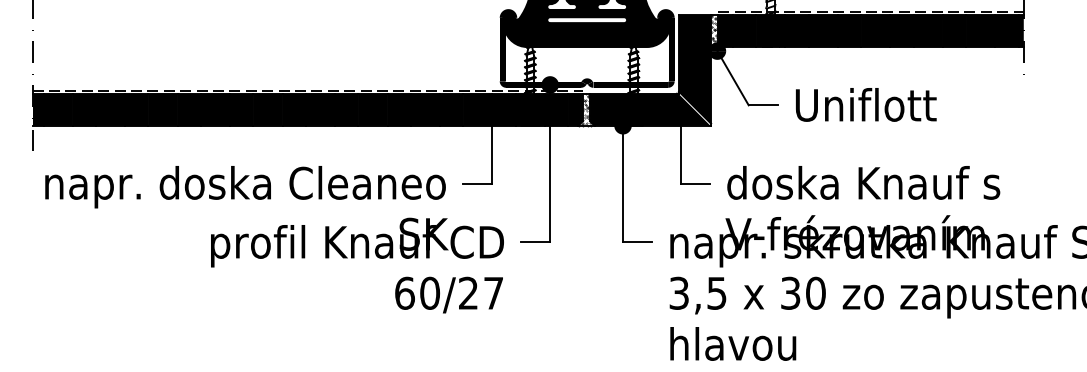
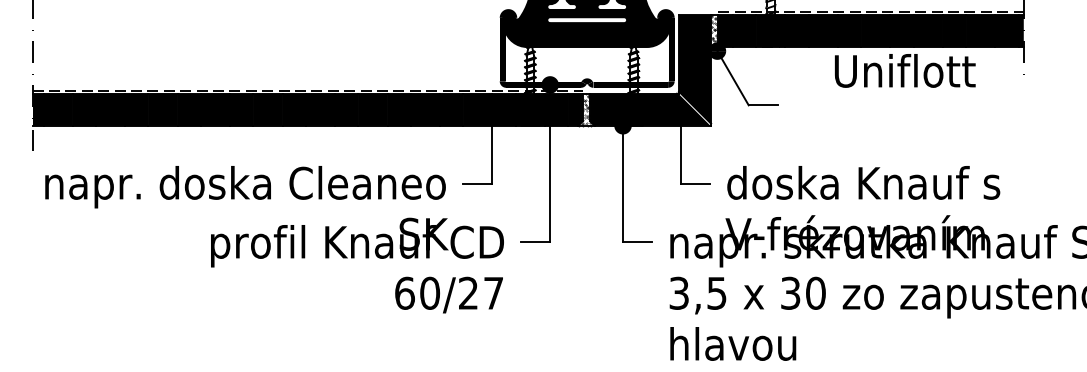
text position: (866, 104) -> (905, 70) (905, 70)
